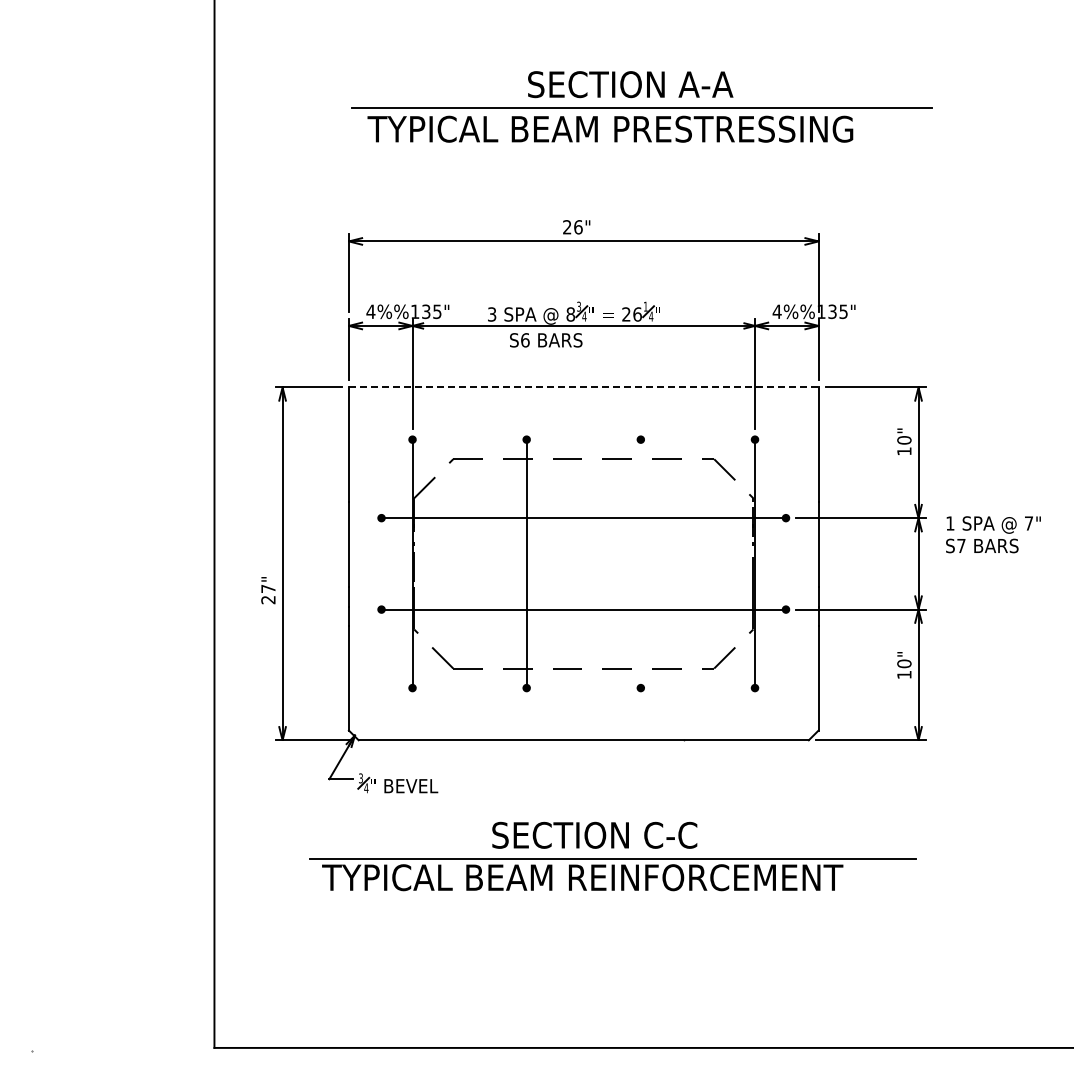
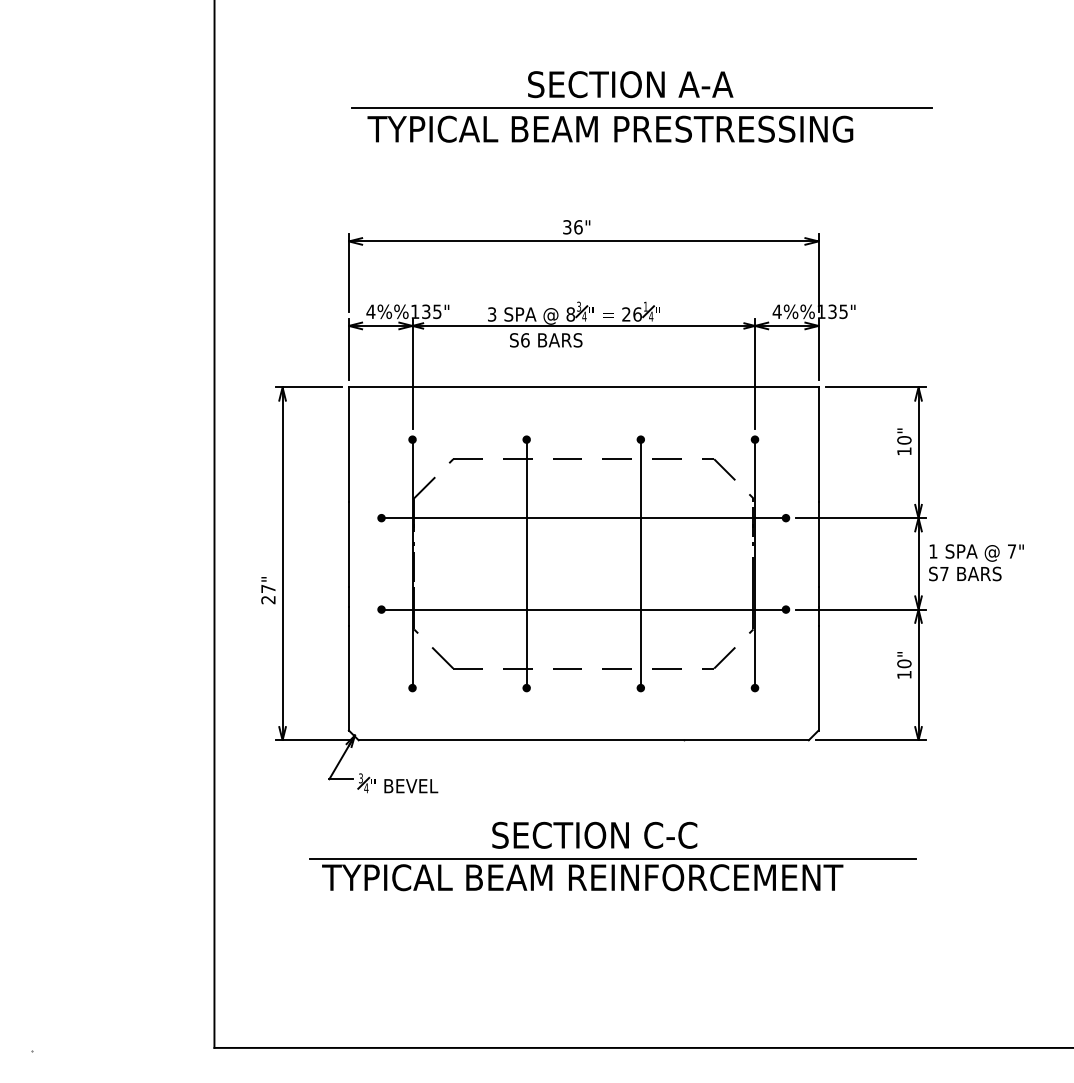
text: 26" -> 36" (567, 227)
line: dashed -> solid (583, 387)
text position: (993, 534) -> (976, 562) (976, 562)
line: none -> present (640, 563)
